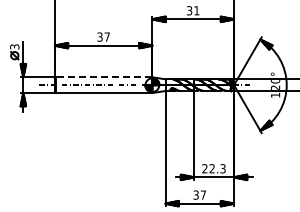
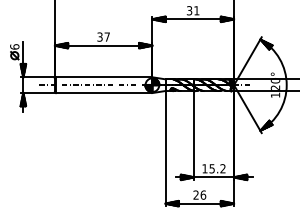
text: 3 -> 6 (14, 46)
line: dashed -> solid (103, 77)
text: 22.3 -> 15.2 (213, 168)
text: 37 -> 26 (199, 194)
